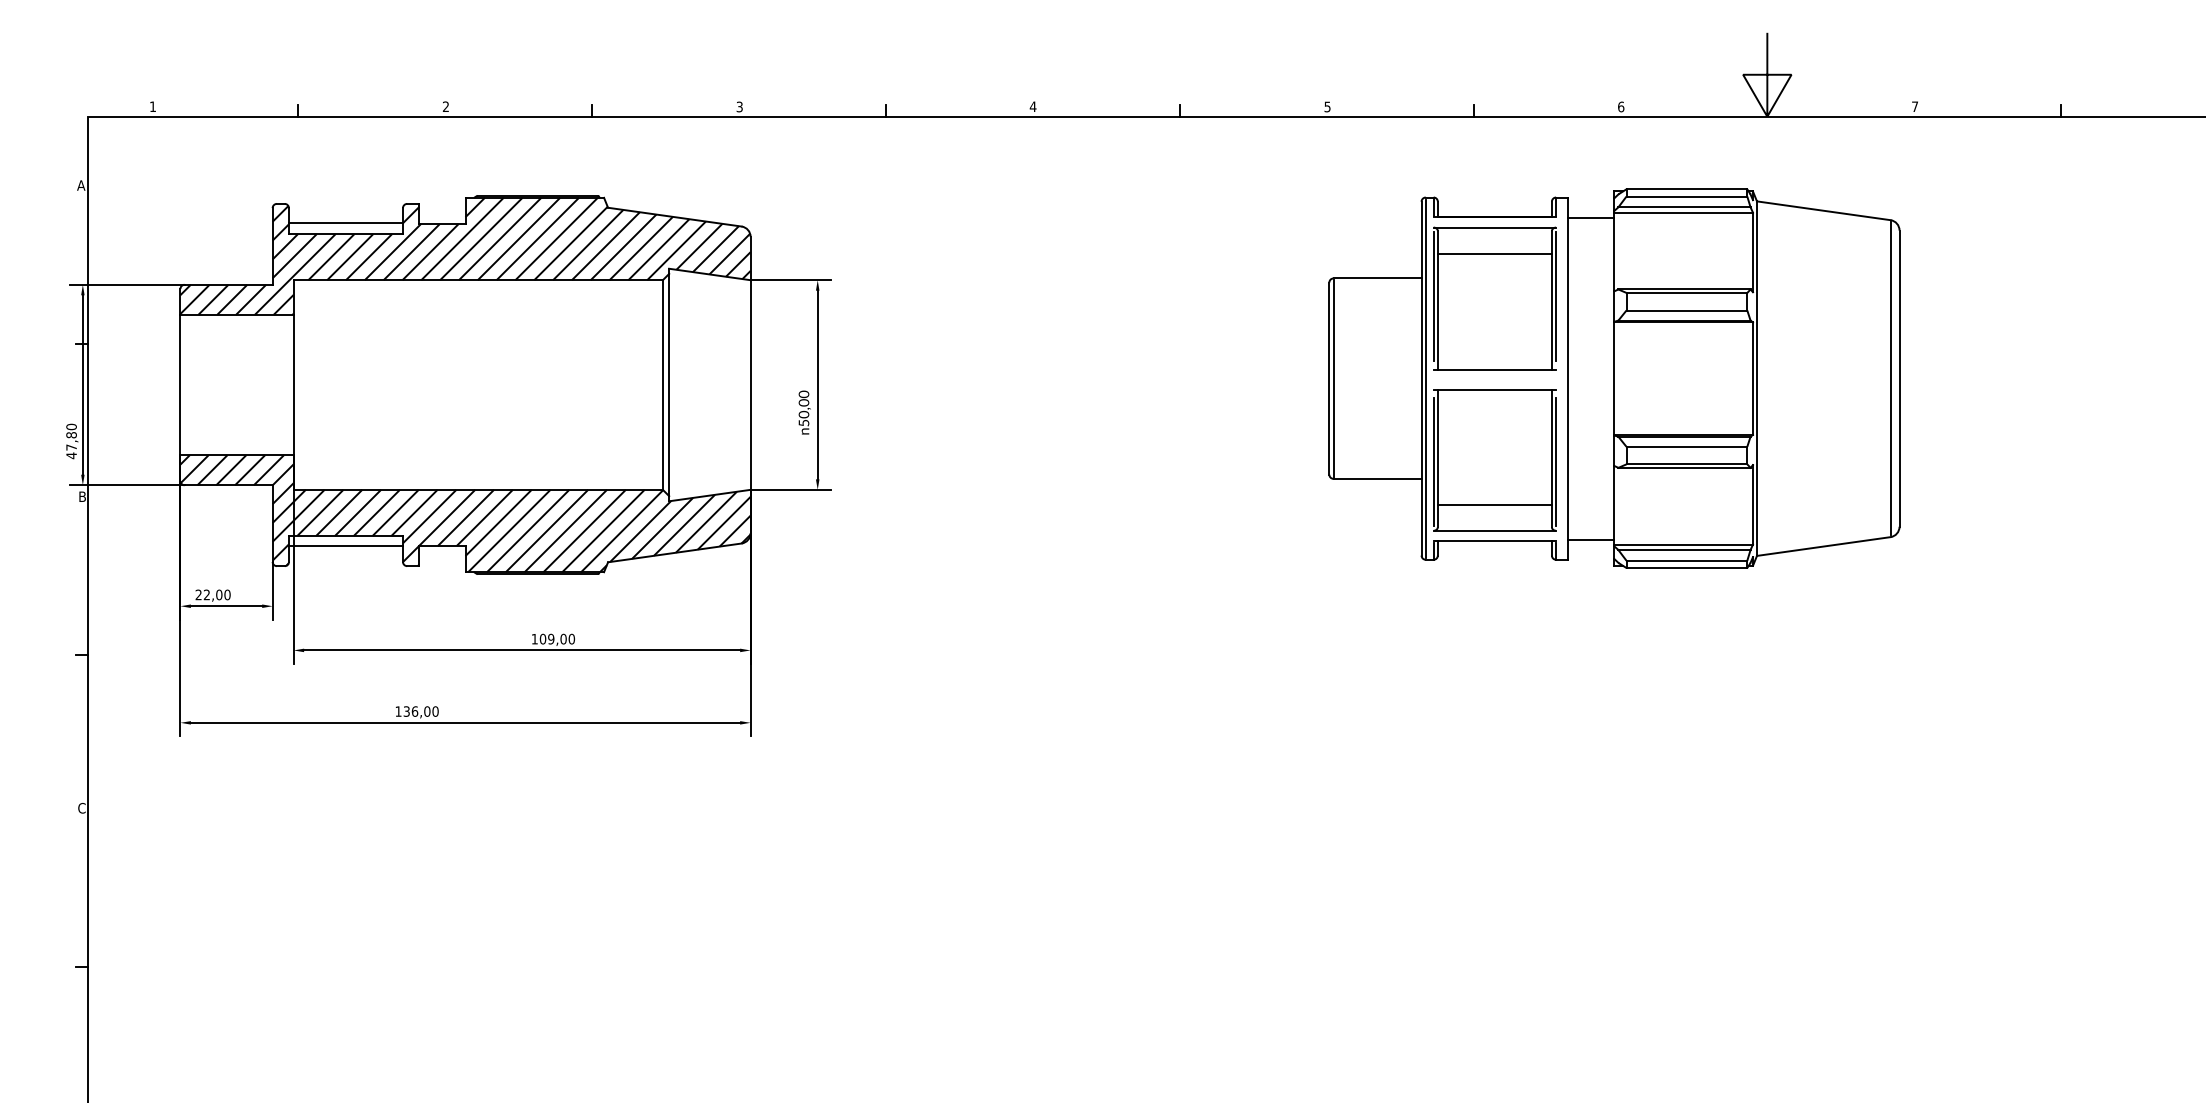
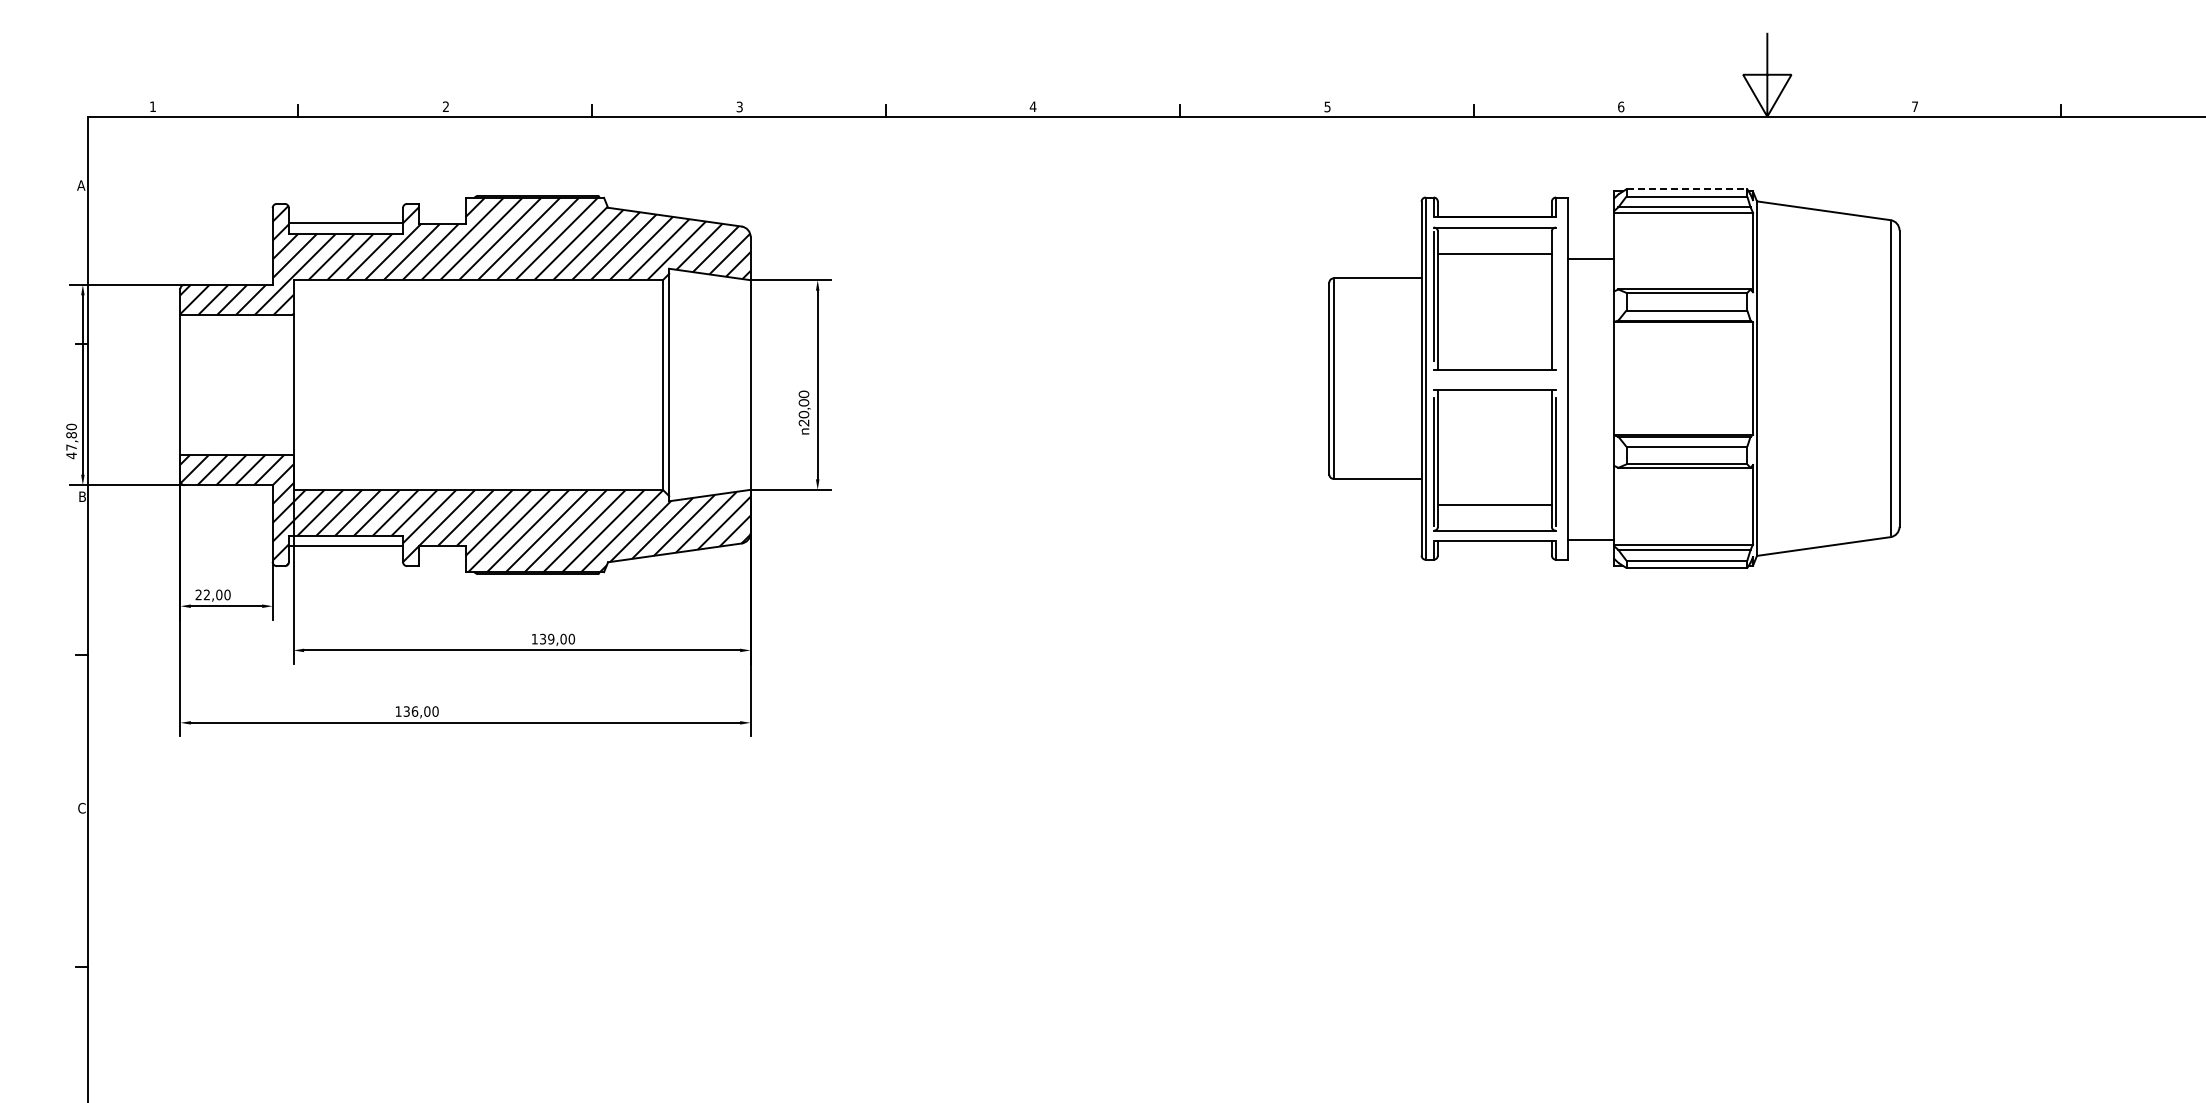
line: solid -> dashed (1687, 189)
line position: (1591, 217) -> (1591, 258) (1591, 258)
line: present -> none (1556, 296)
text: 50,00 -> 20,00 (803, 422)
text: 109,00 -> 139,00 (542, 638)
